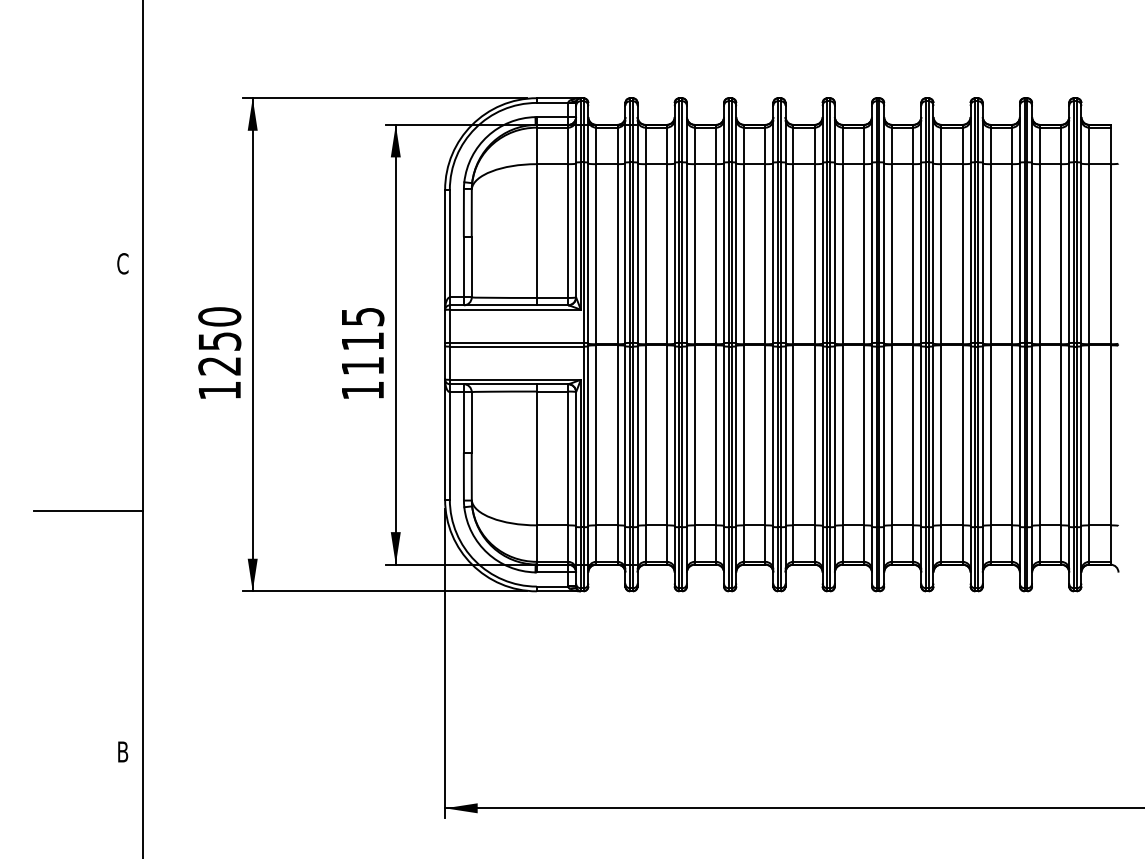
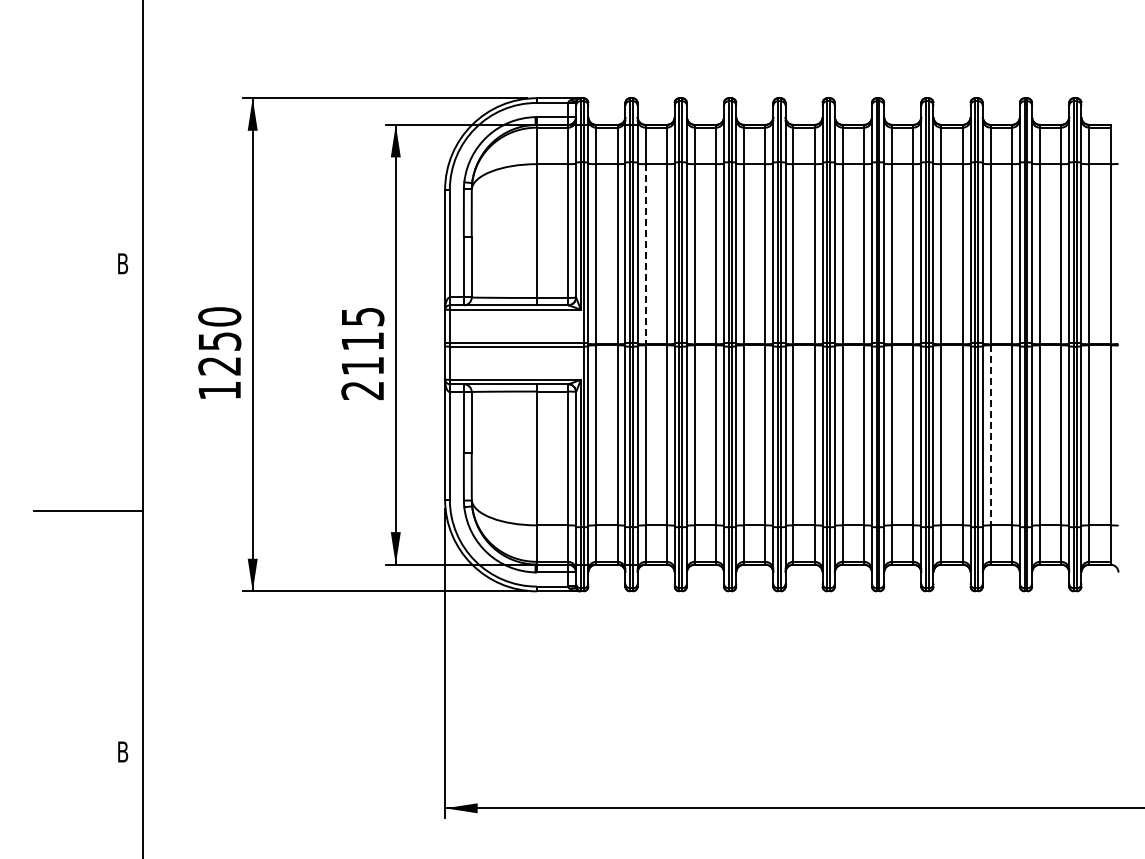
line: solid -> dashed (645, 254)
text: C -> B (122, 263)
text: 1115 -> 2115 (362, 391)
line: solid -> dashed (990, 435)
